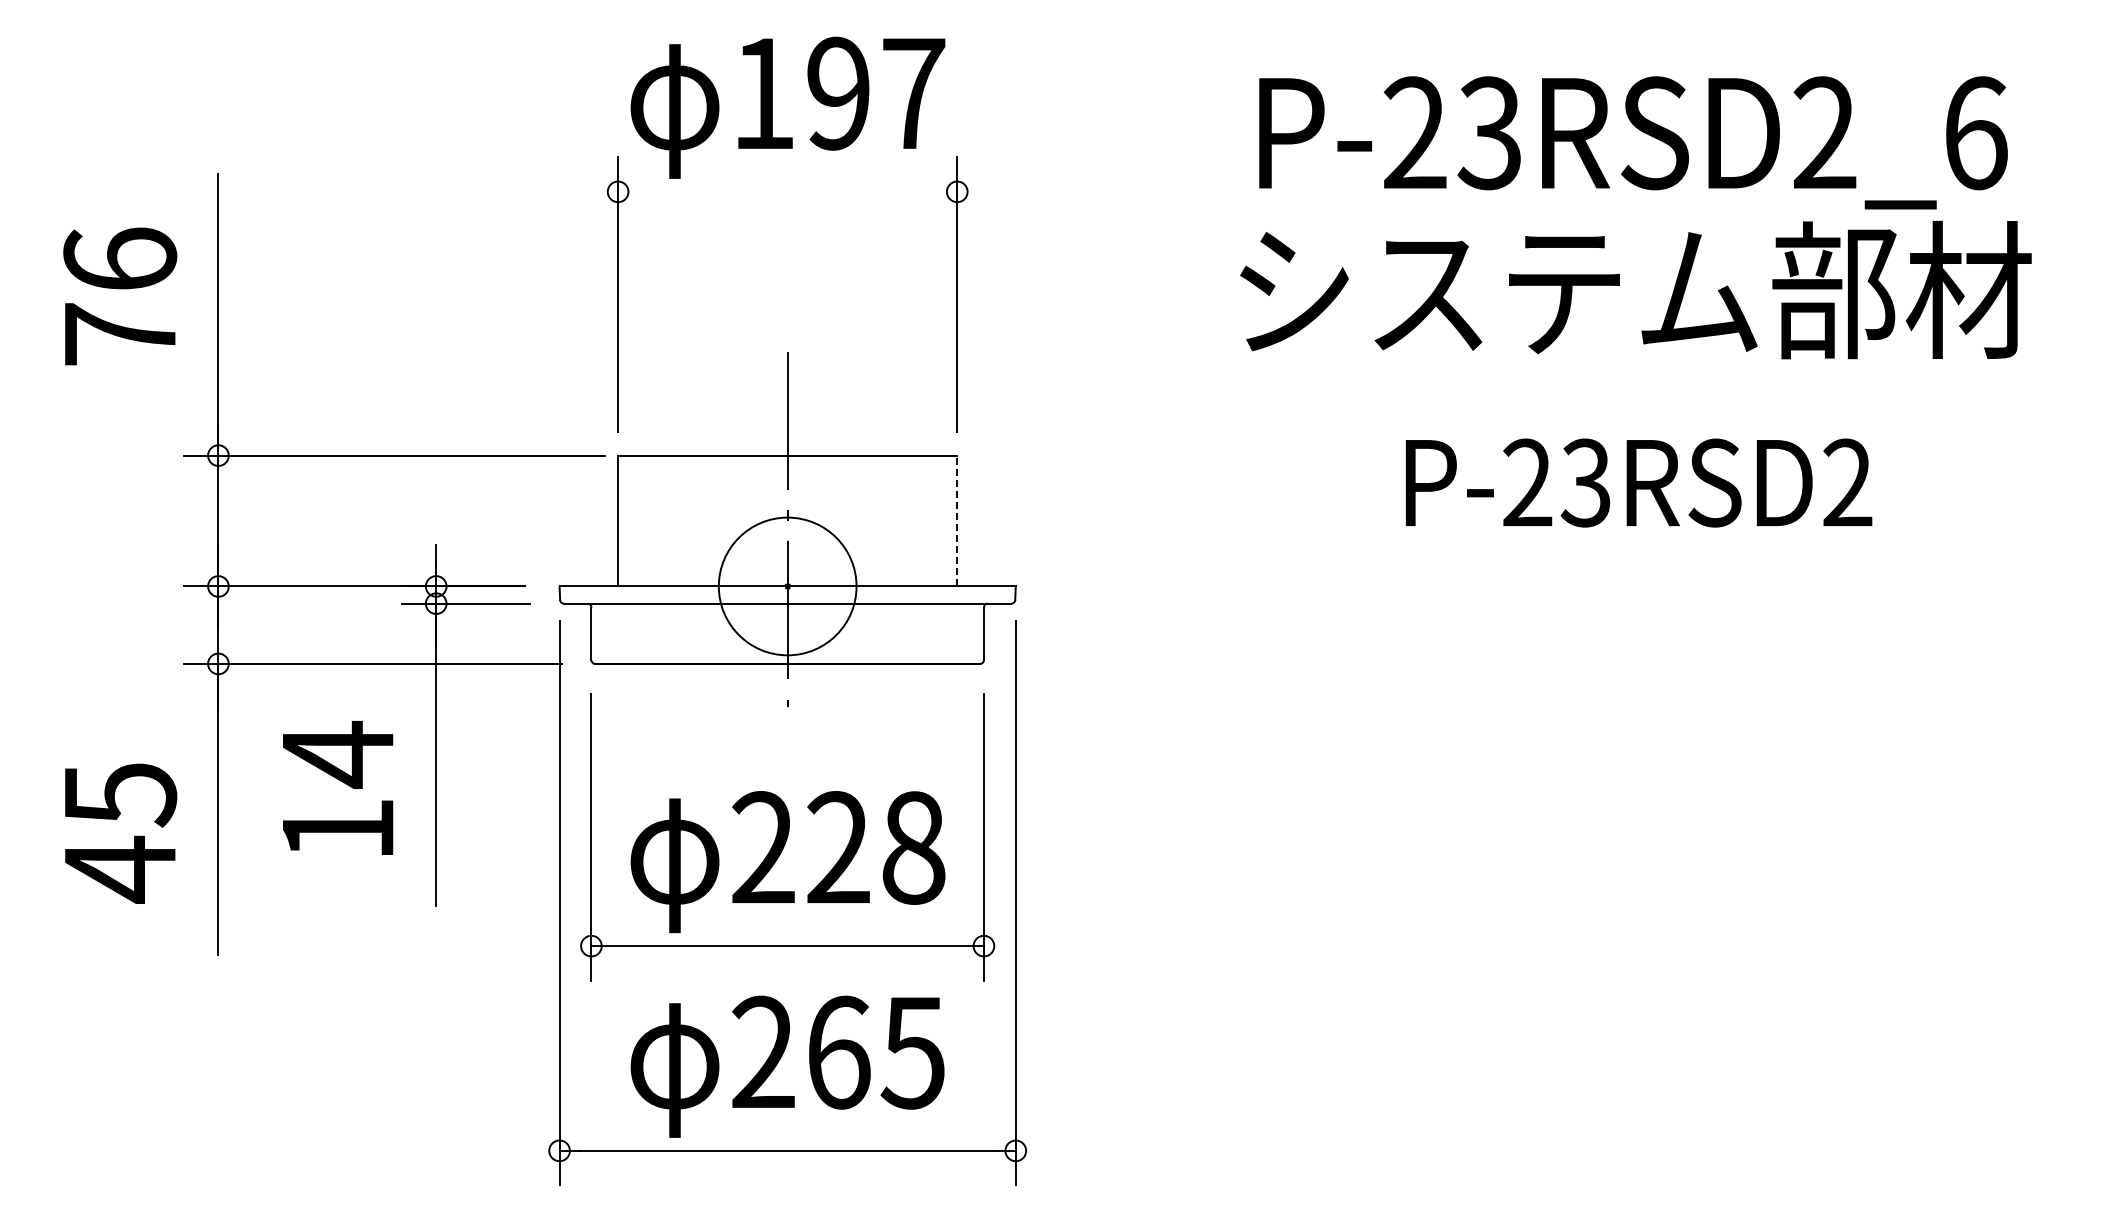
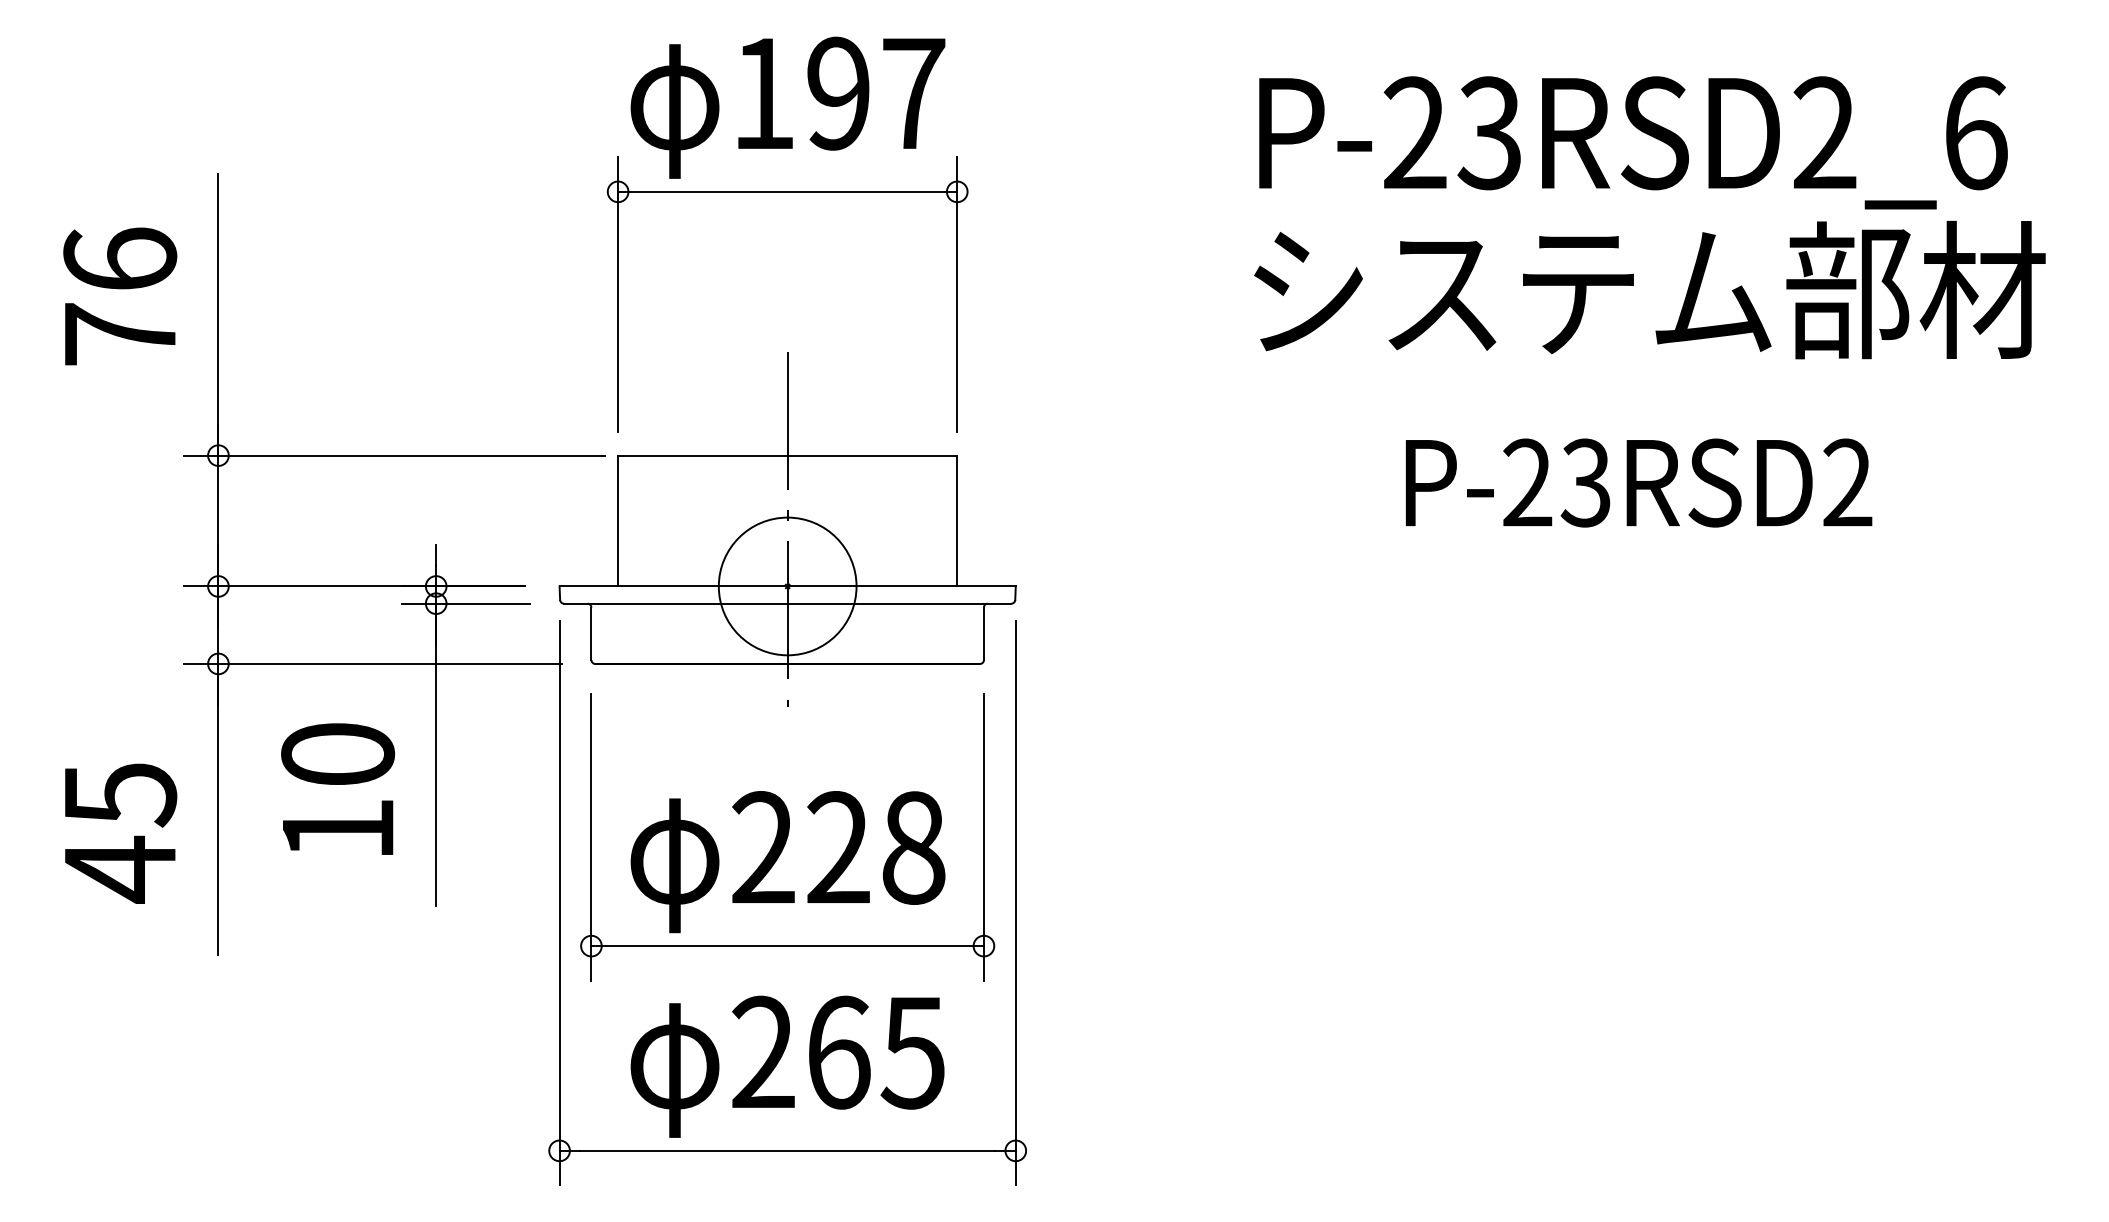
line: none -> present (787, 191)
text position: (1635, 289) -> (1649, 289) (1649, 289)
line: dashed -> solid (957, 520)
text: 14 -> 10 (338, 754)
